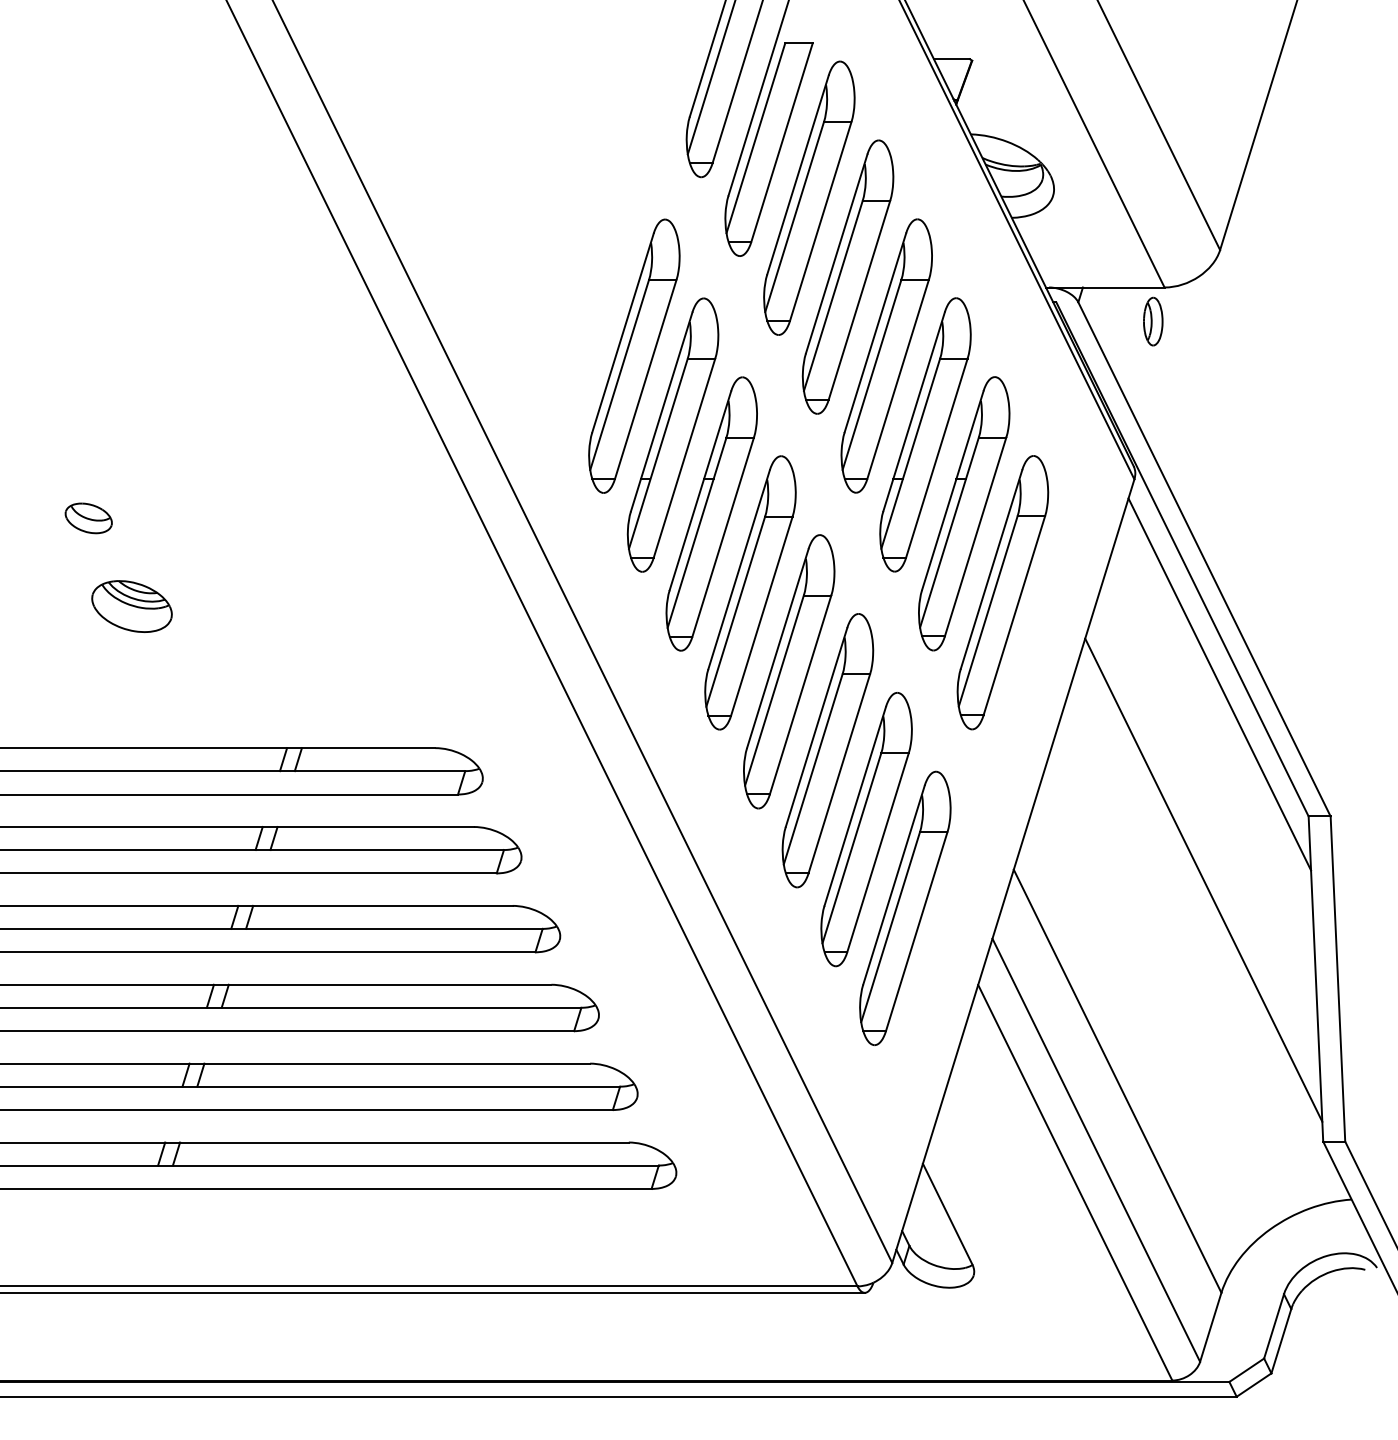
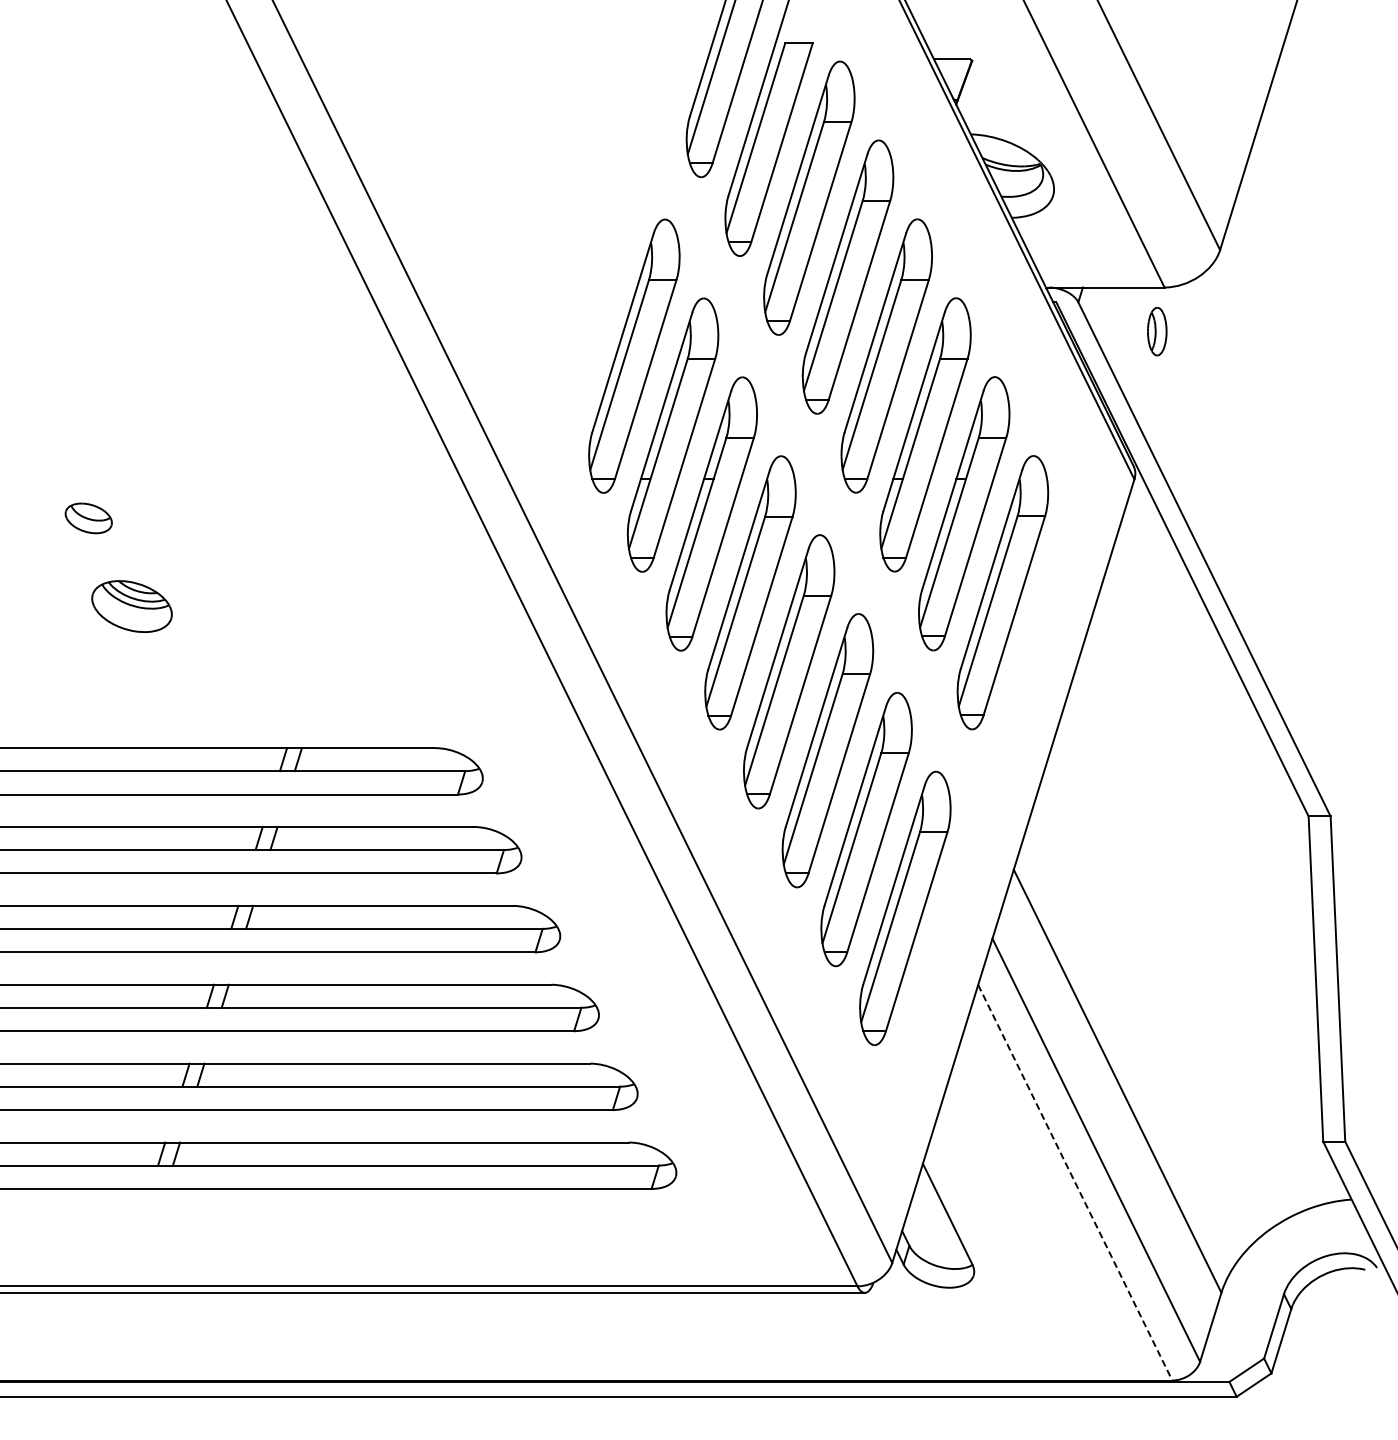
part position: (1153, 321) -> (1157, 331) (1157, 331)
line: present -> none (1219, 684)
line: present -> none (1203, 879)
line: solid -> dashed (1075, 1183)
